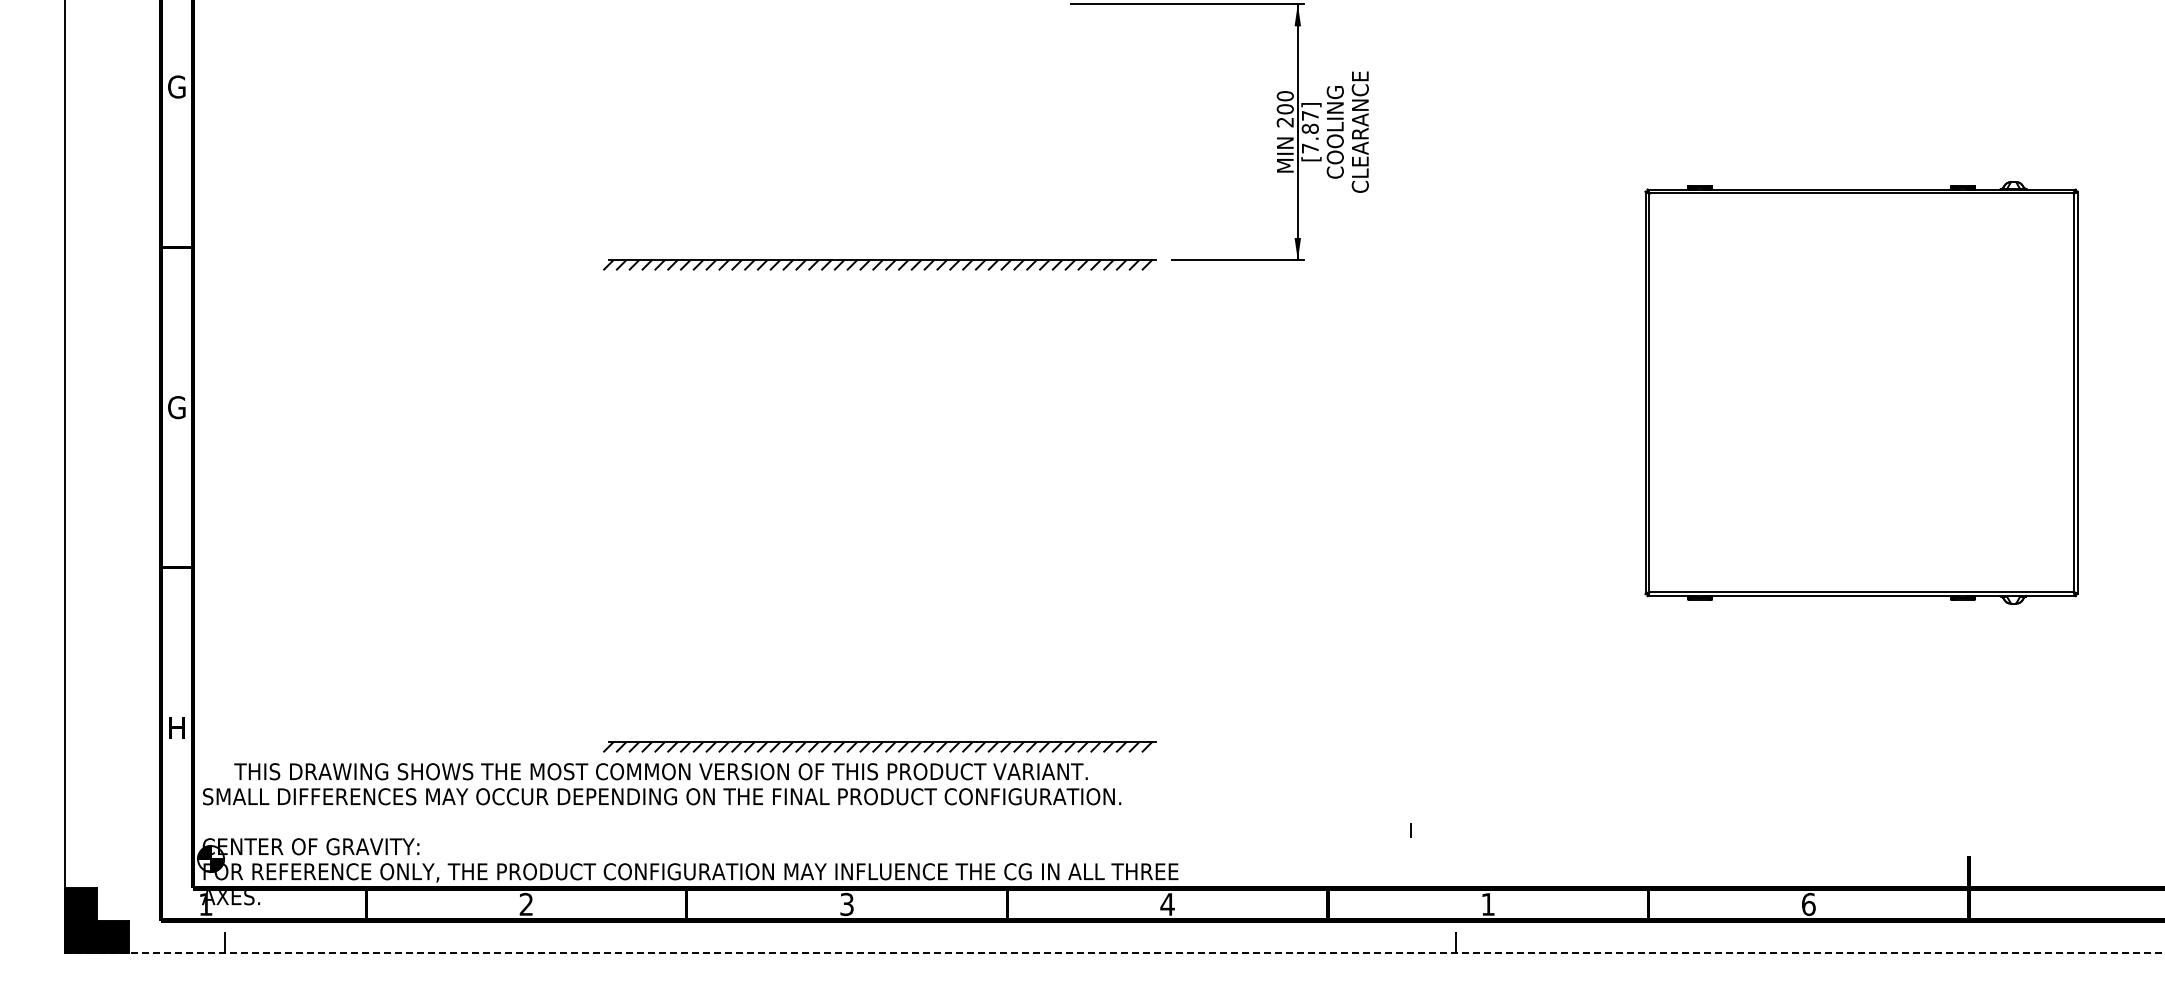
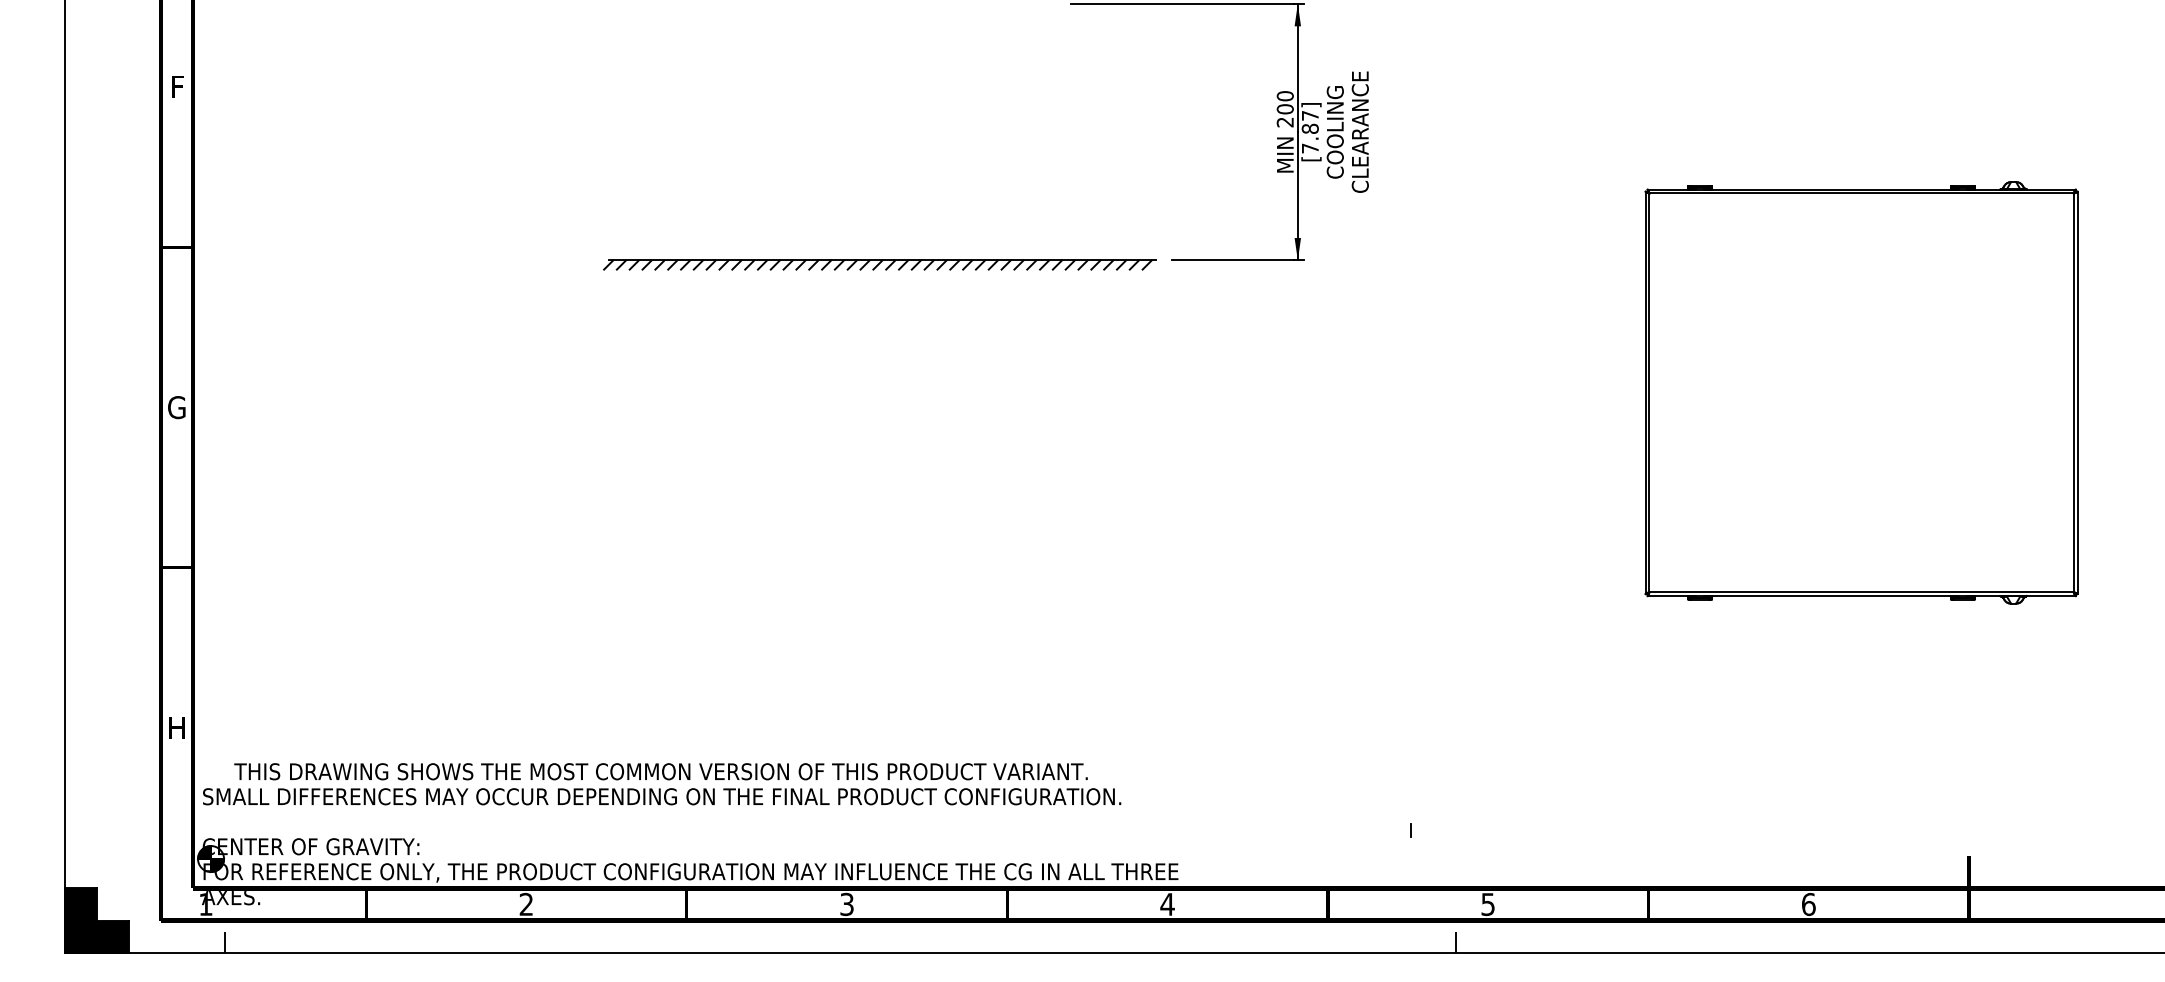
text: G -> F (176, 86)
part: present -> none (879, 746)
text: 1 -> 5 (1487, 904)
line: dashed -> solid (1114, 952)
